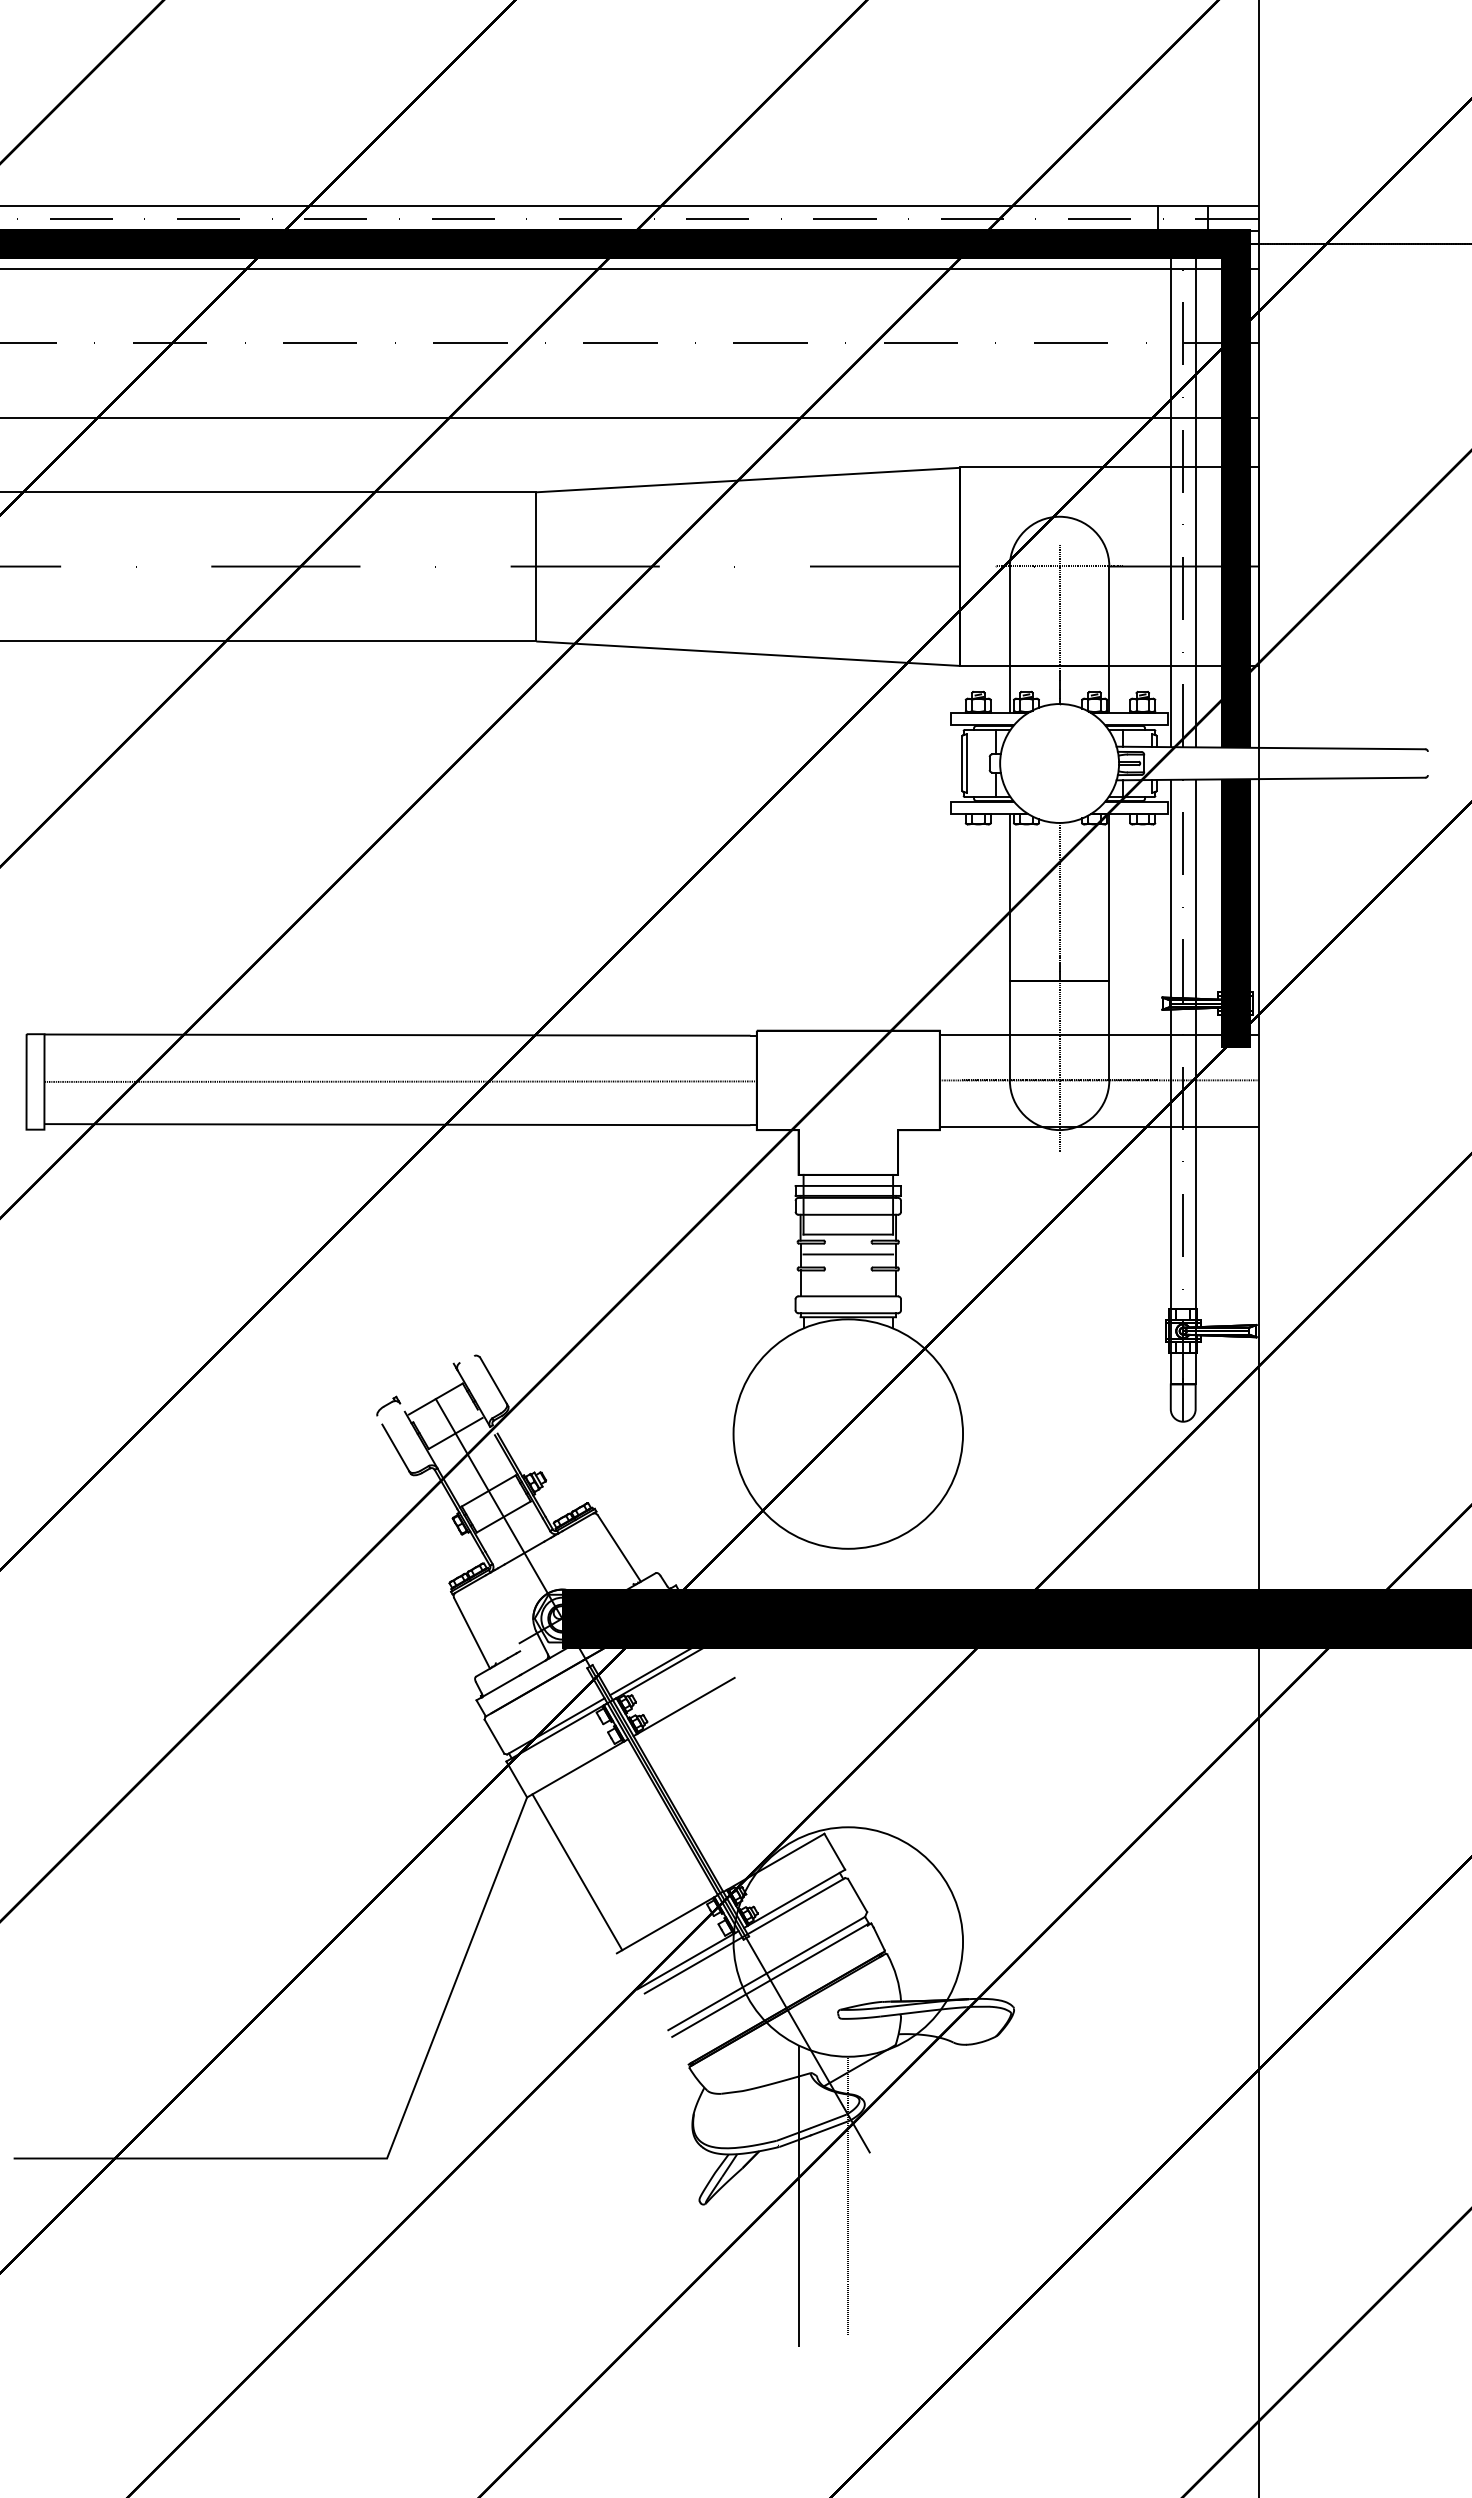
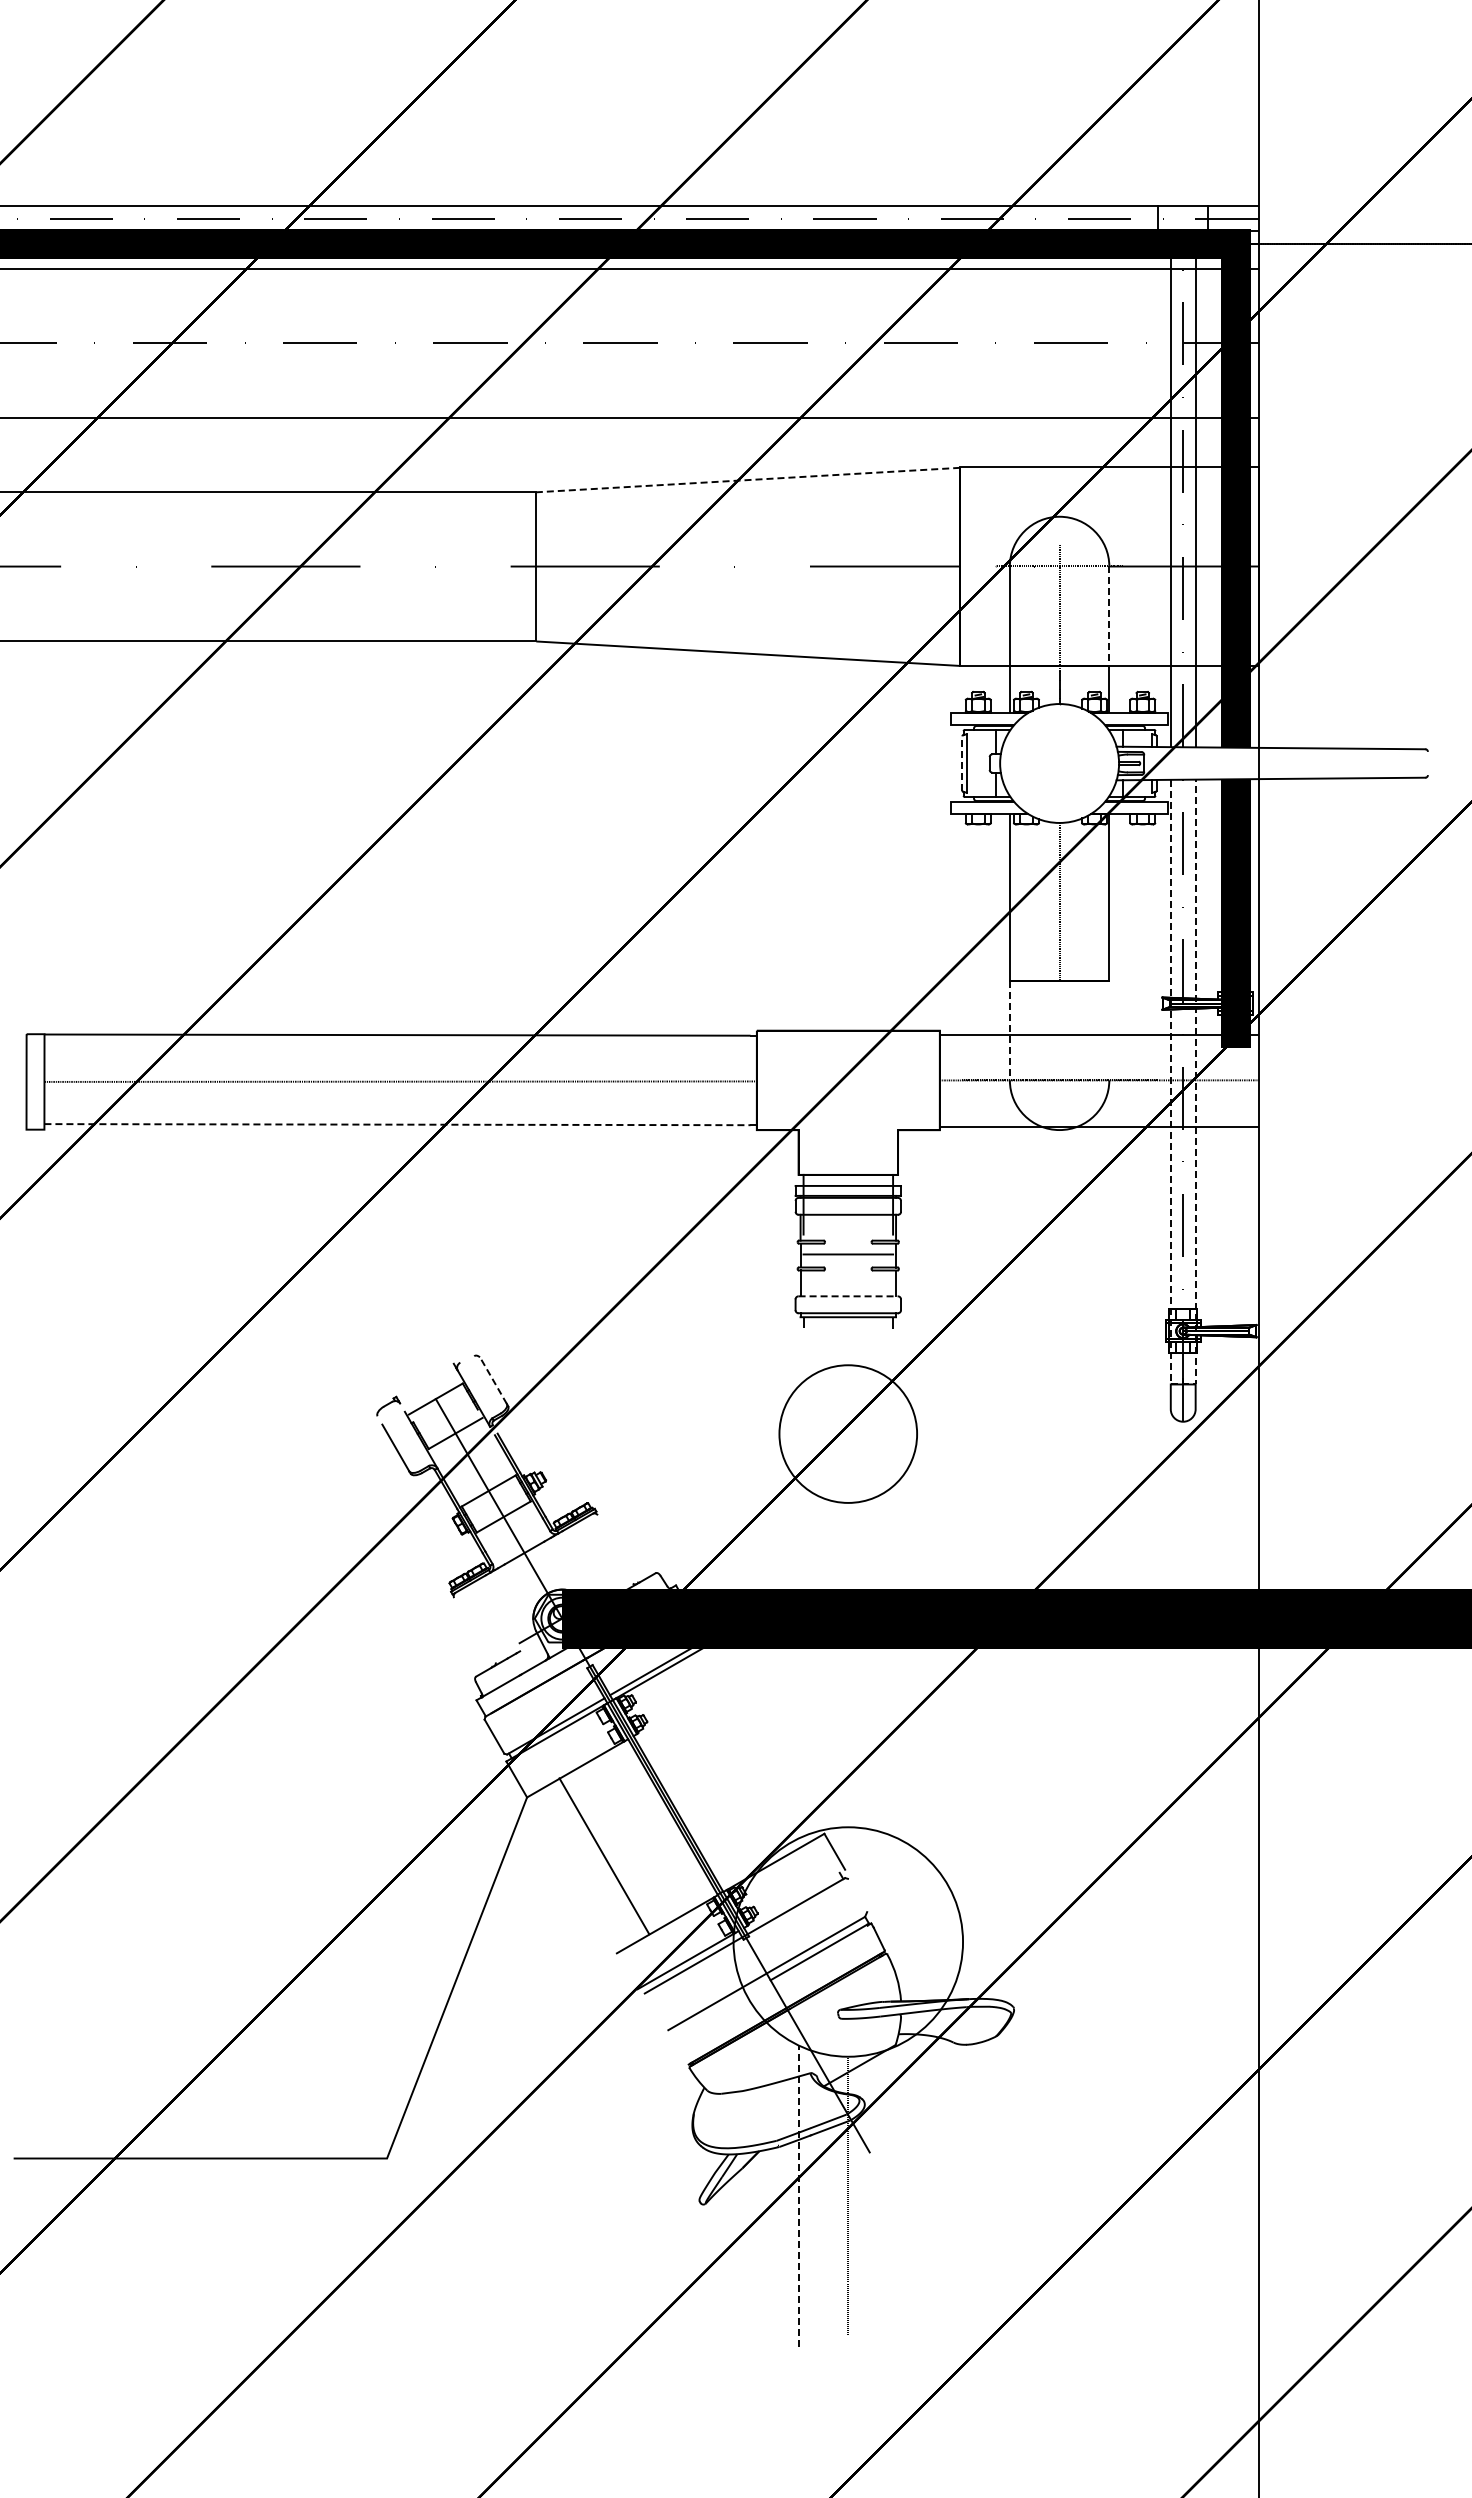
line: solid -> dashed (747, 480)
line: solid -> dashed (1109, 616)
line: solid -> dashed (962, 763)
line: solid -> dashed (1009, 1030)
line: present -> none (1109, 1030)
line: present -> none (1059, 1053)
line: solid -> dashed (398, 1124)
line: present -> none (848, 1234)
line: solid -> dashed (848, 1296)
line: solid -> dashed (493, 1380)
line: solid -> dashed (1183, 1384)
circle diameter: 229 px -> 138 px (848, 1433)
line: present -> none (618, 1548)
line: present -> none (472, 1633)
line: present -> none (685, 1705)
line position: (577, 1872) -> (604, 1856) (604, 1856)
line: present -> none (857, 1895)
line: present -> none (796, 1897)
line: present -> none (721, 2008)
line: solid -> dashed (798, 2195)
